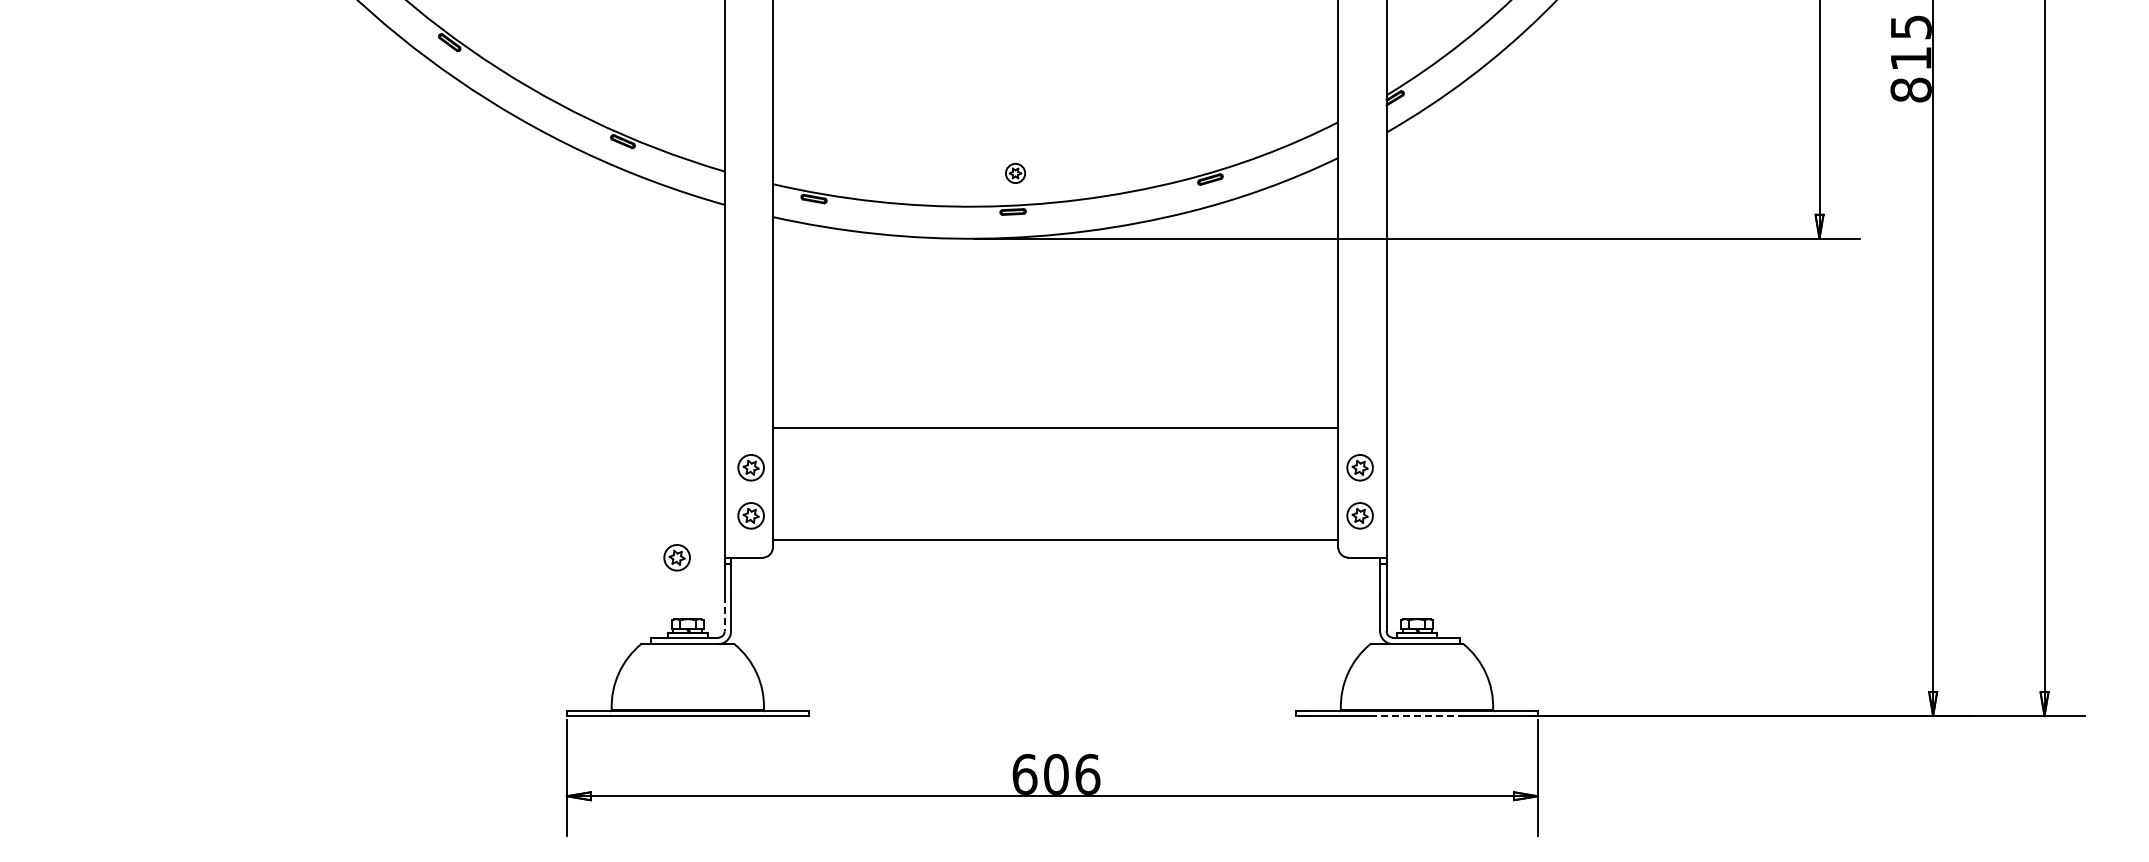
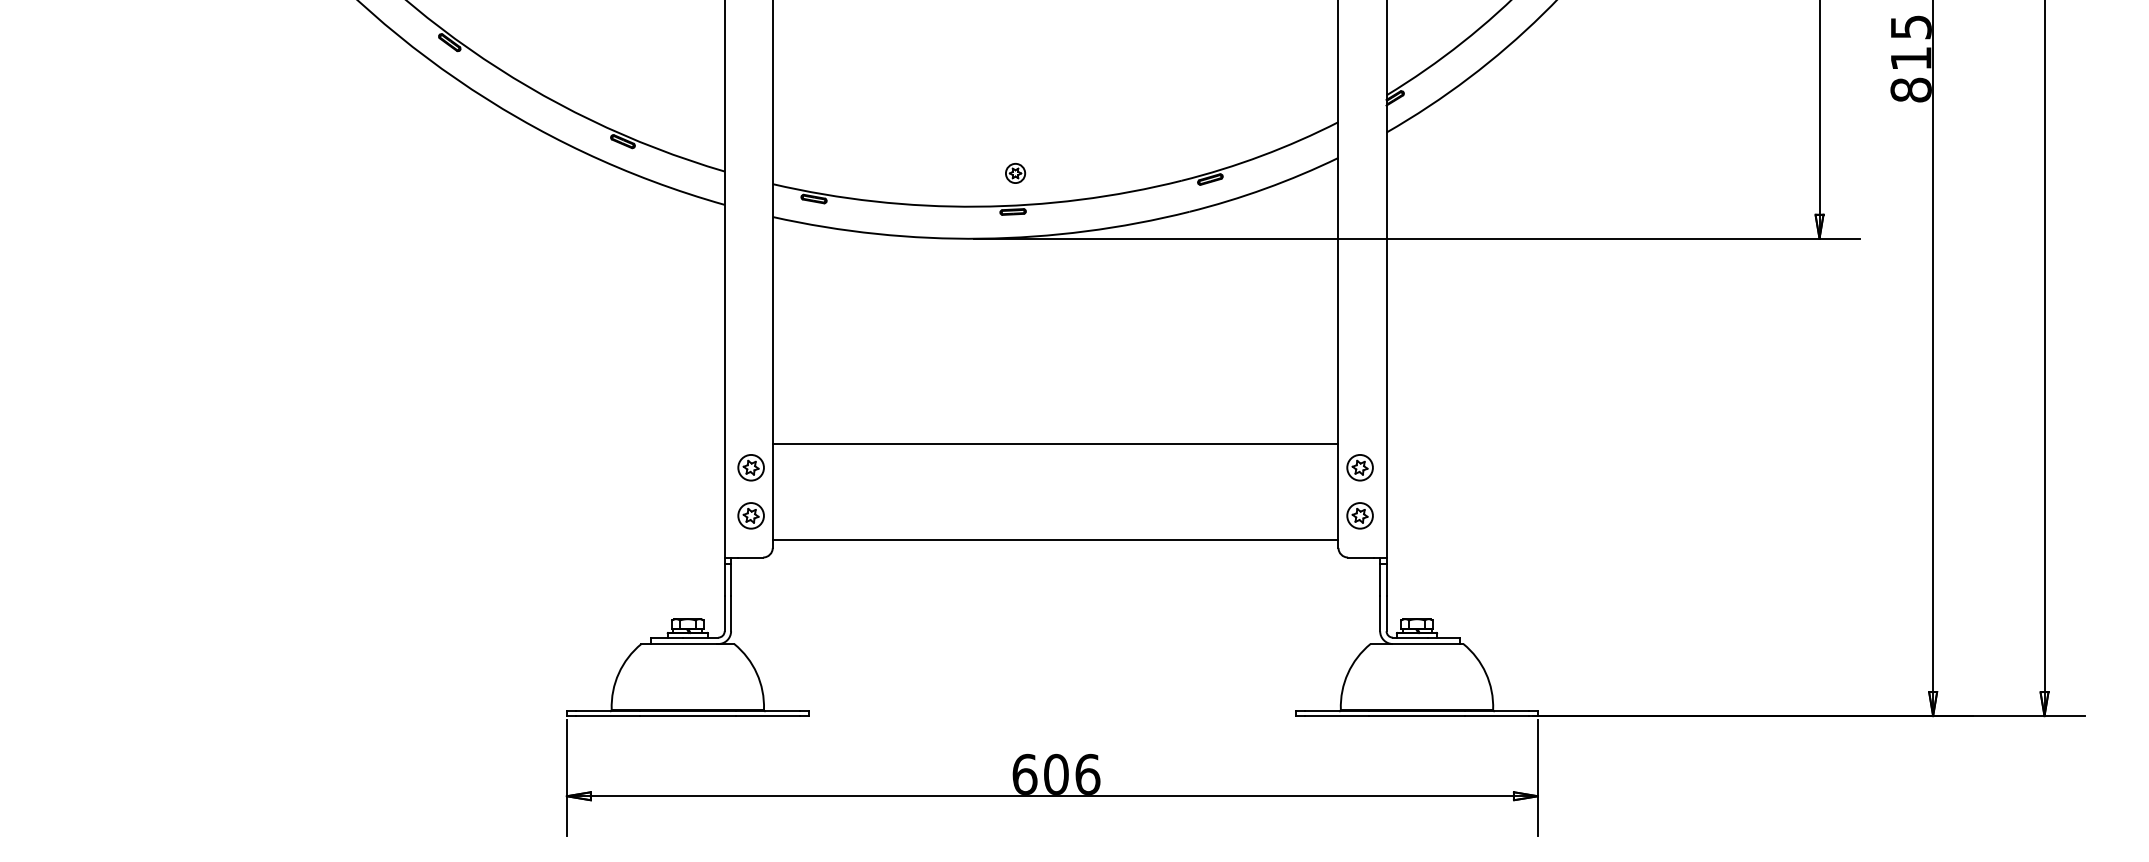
line position: (1055, 427) -> (1055, 443) (1055, 443)
part: present -> none (676, 557)
line: dashed -> solid (724, 613)
line: dashed -> solid (1416, 716)
